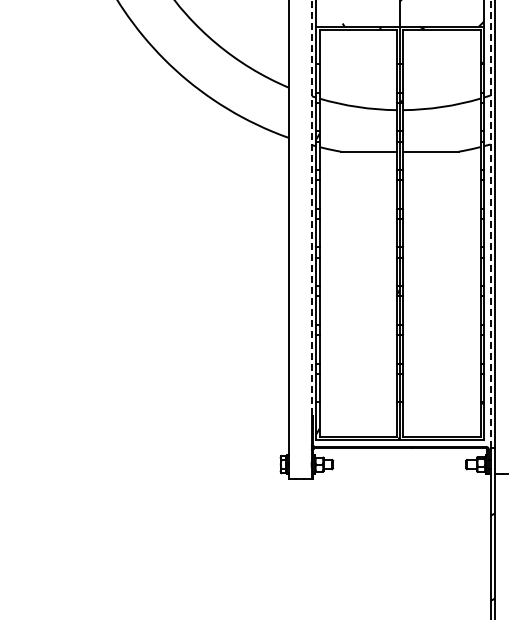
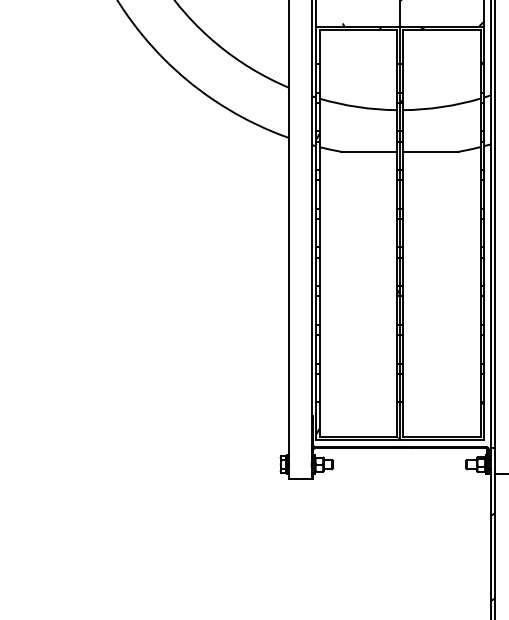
line: dashed -> solid (311, 208)
line: dashed -> solid (490, 223)
